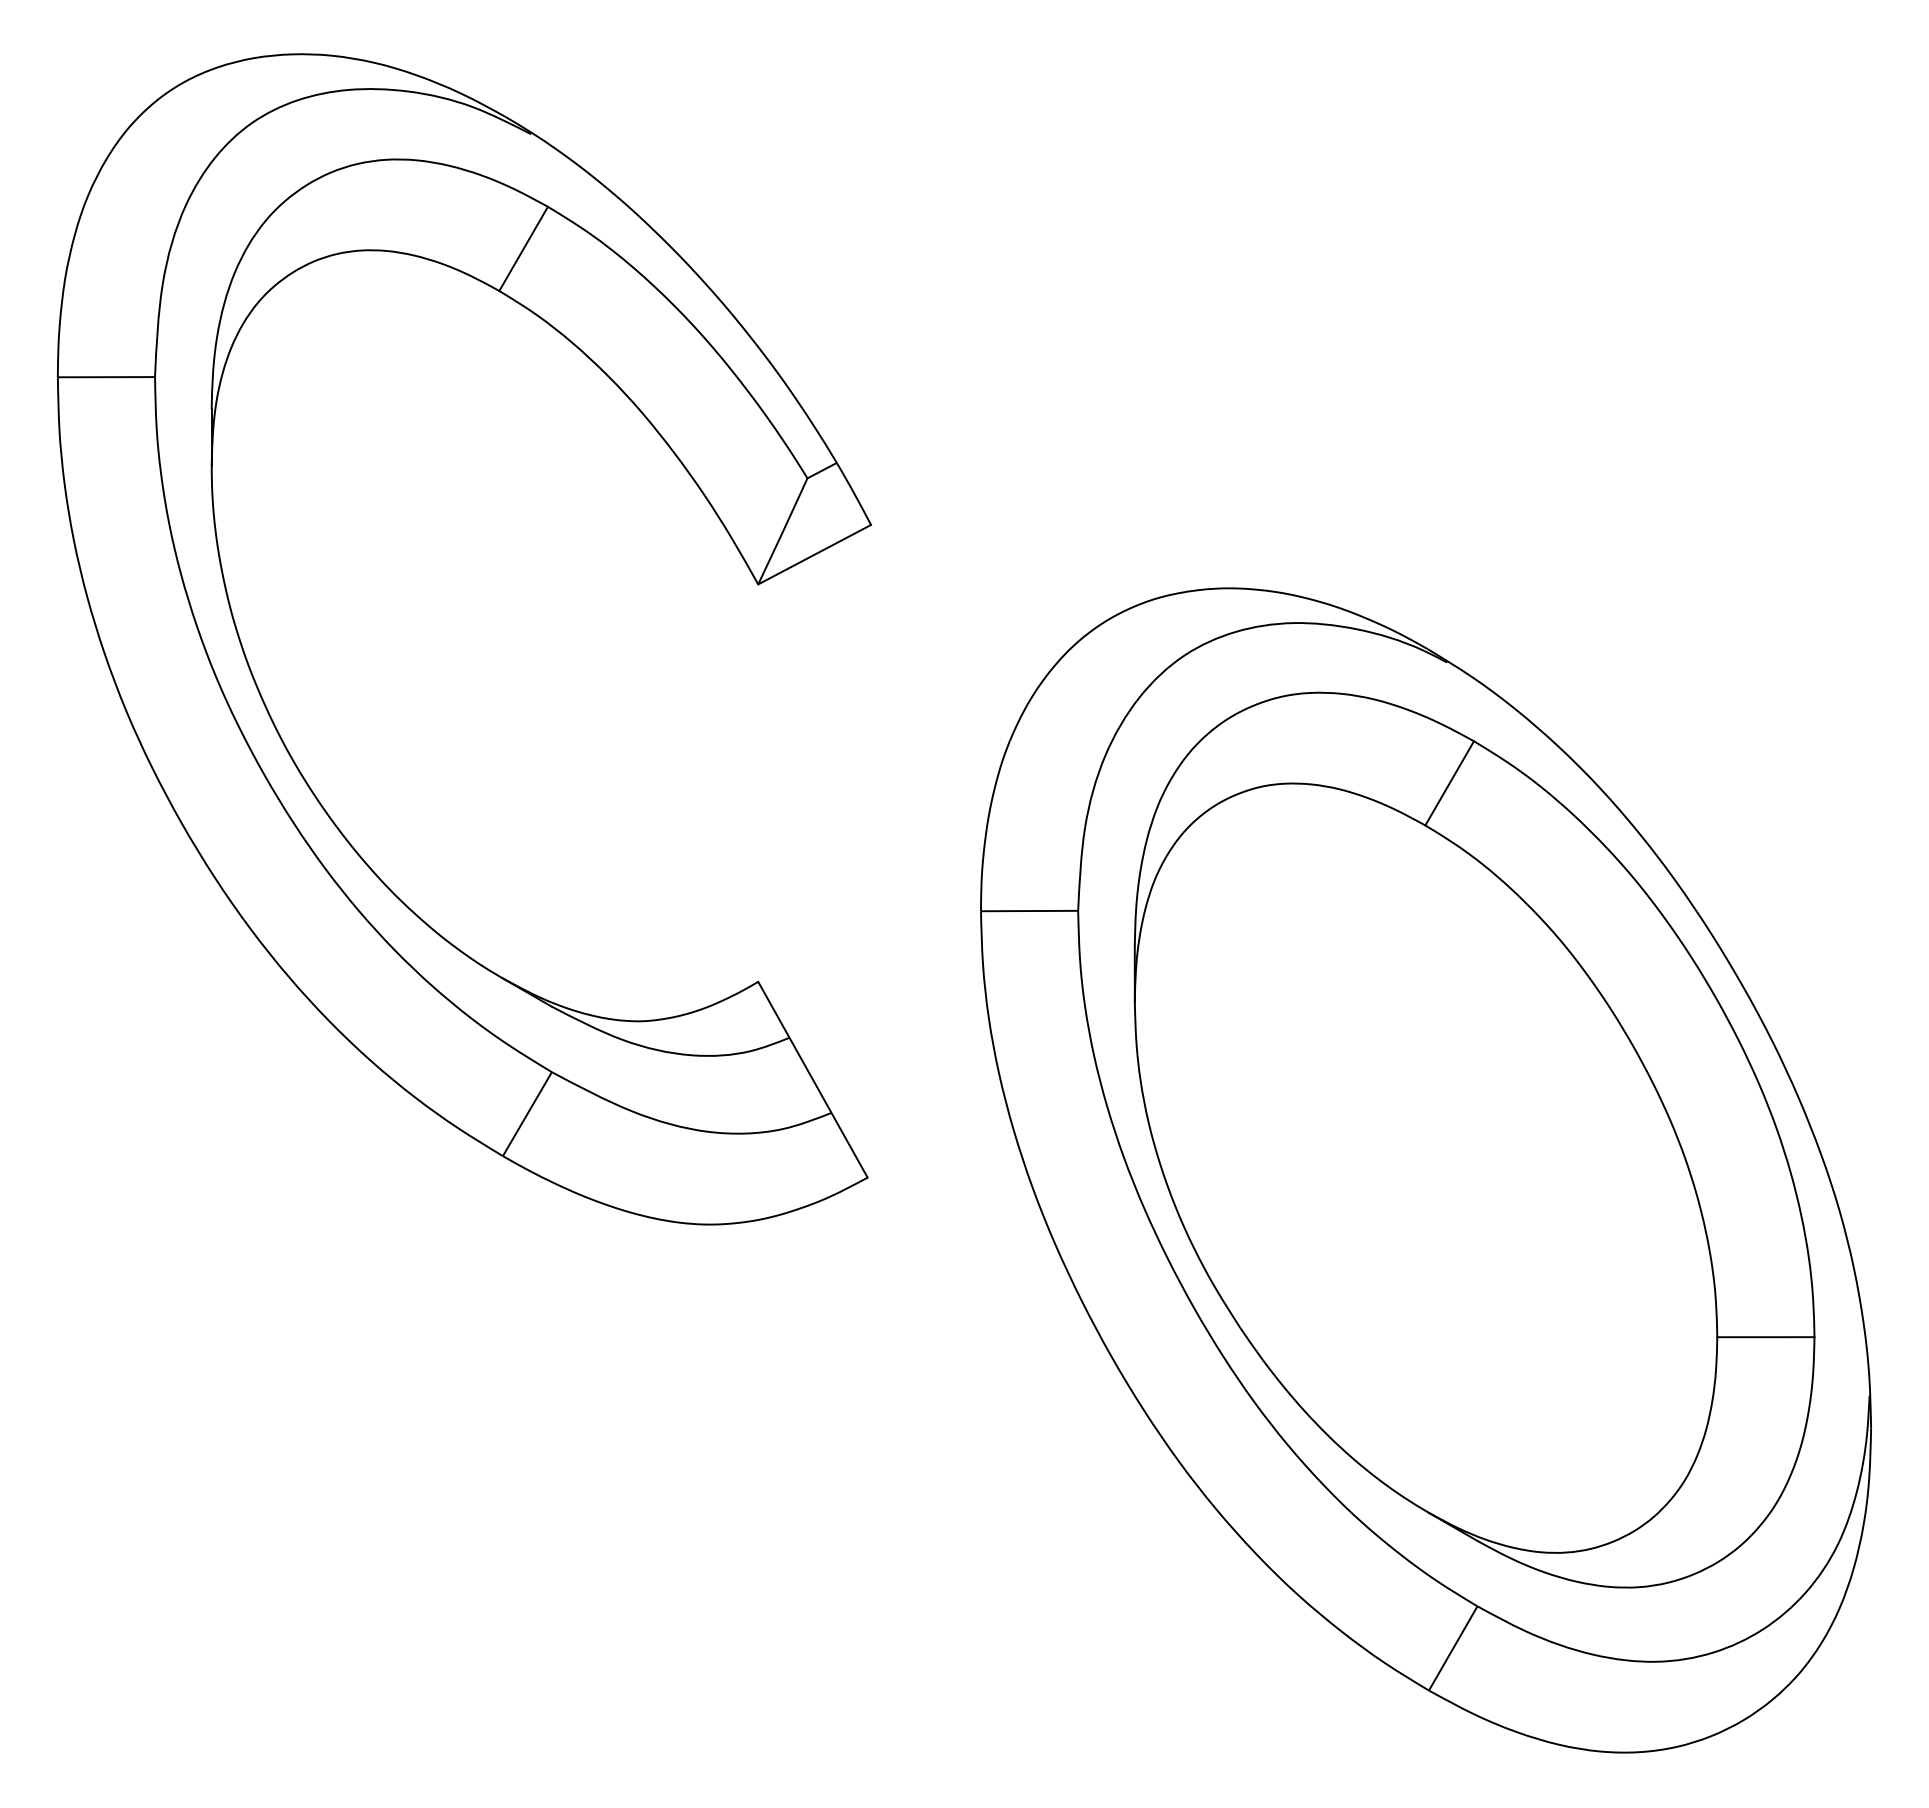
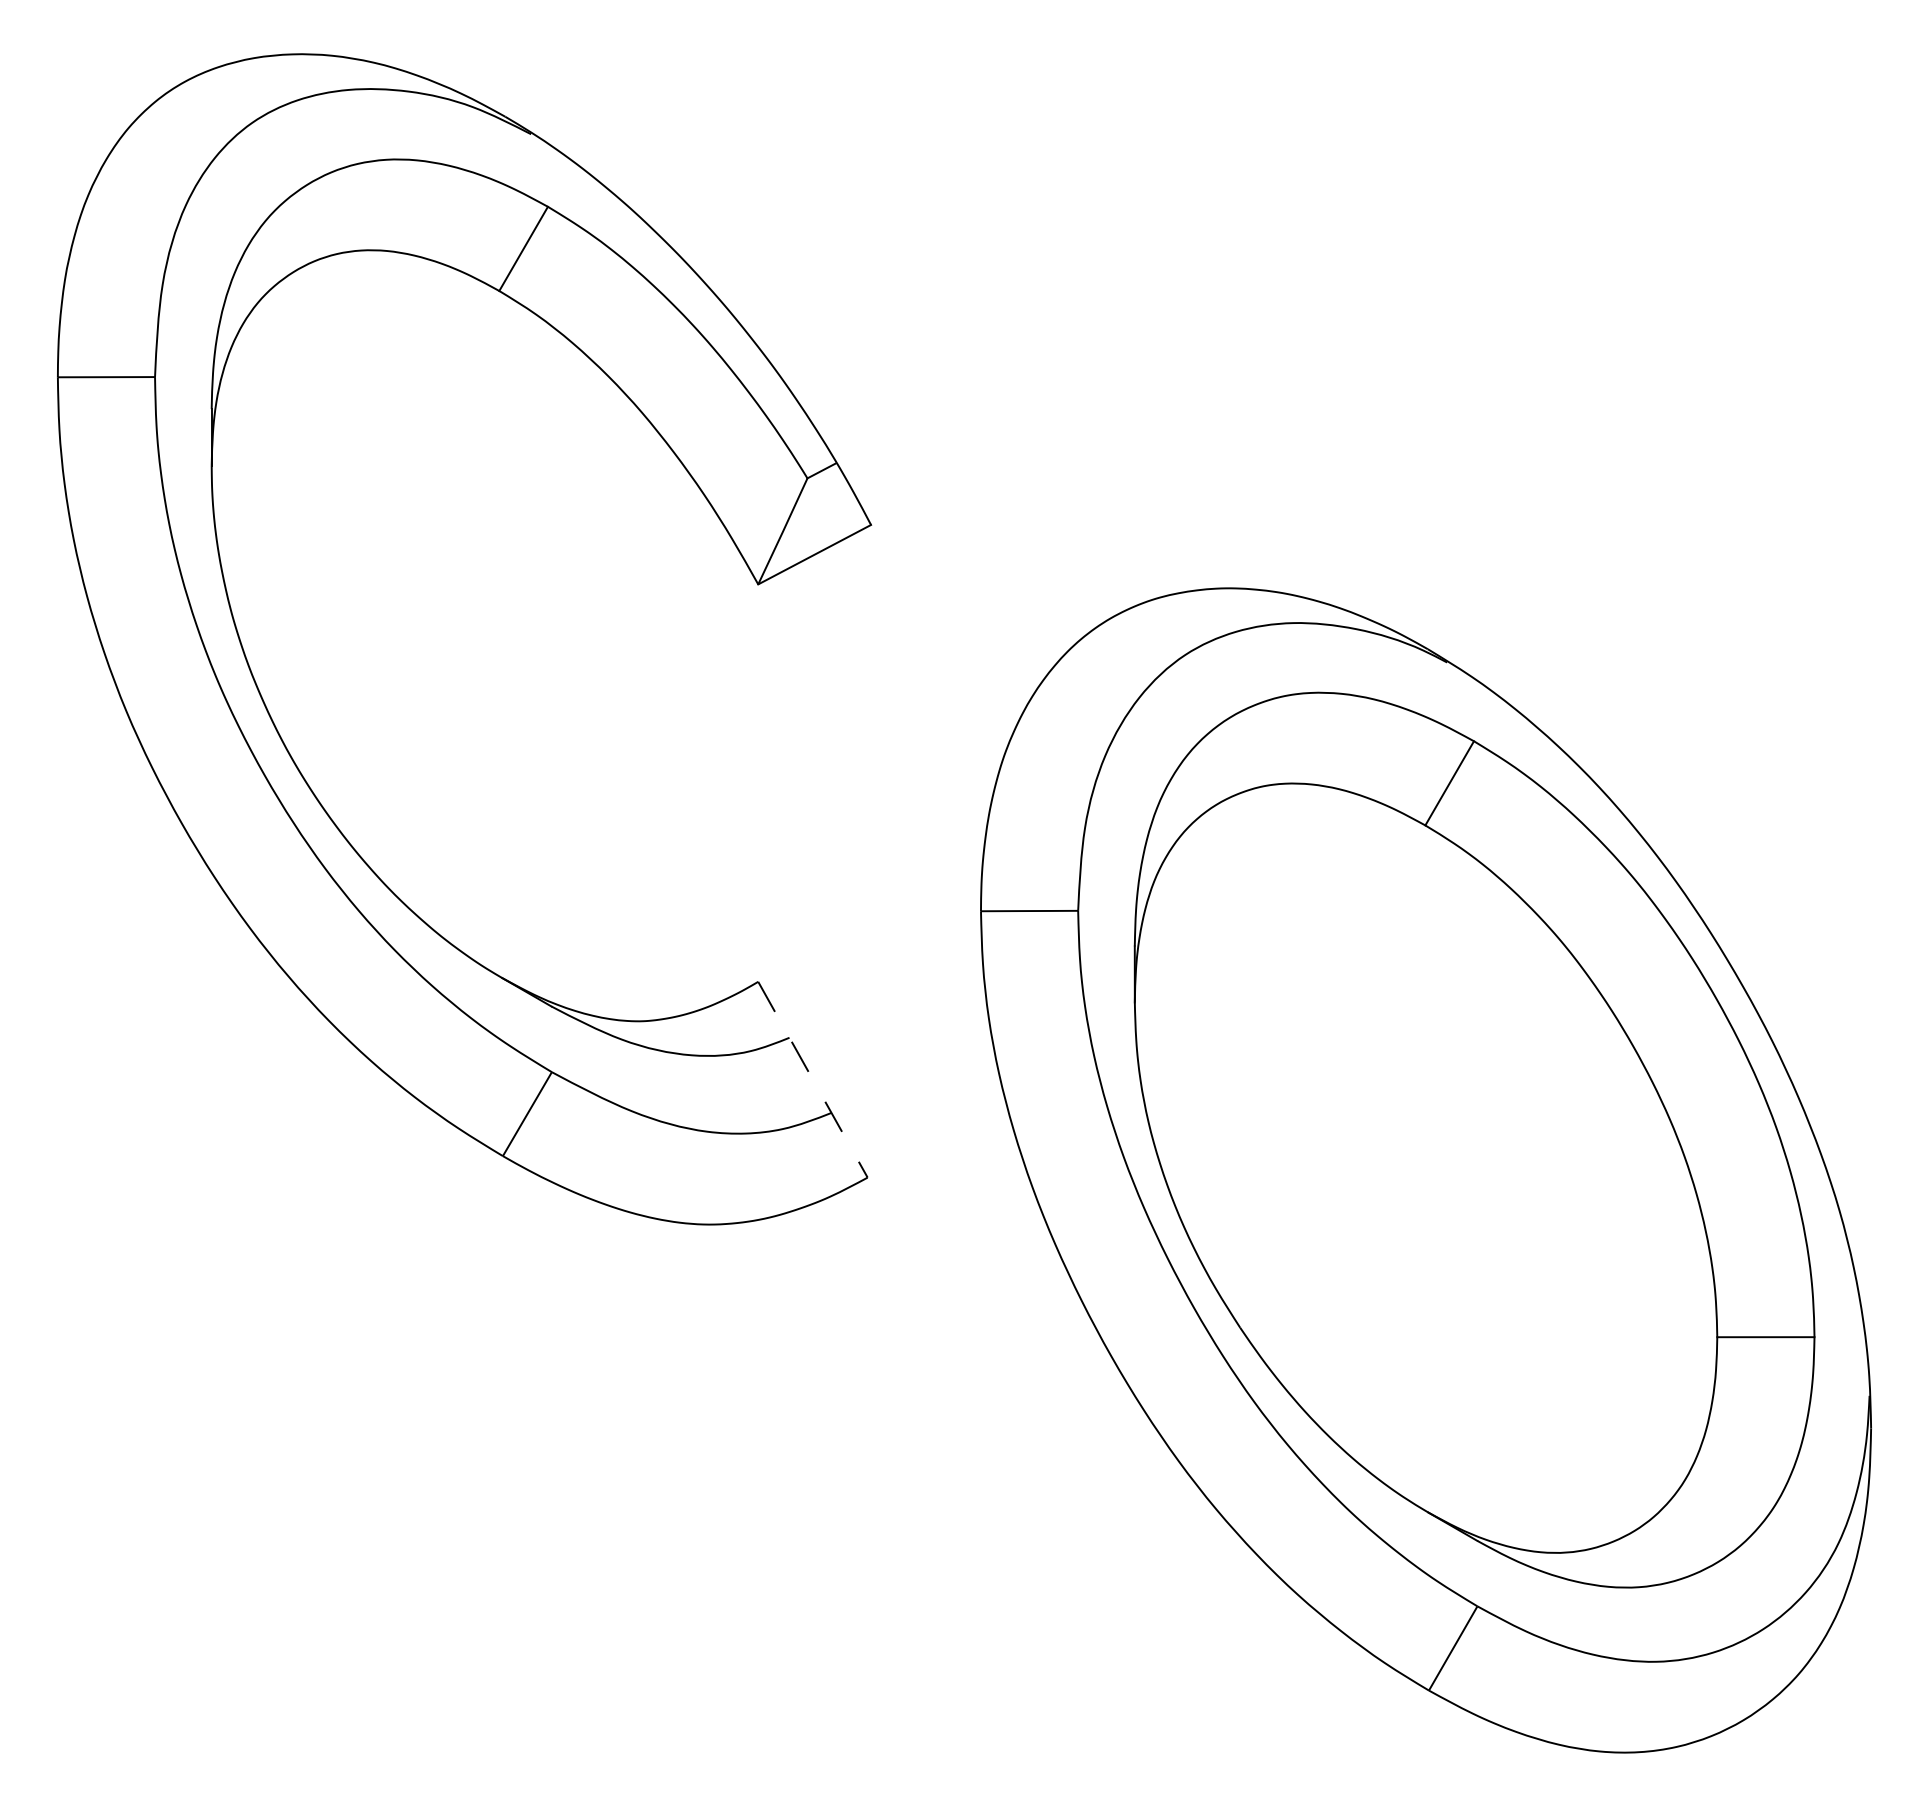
line: solid -> dashed (813, 1080)
